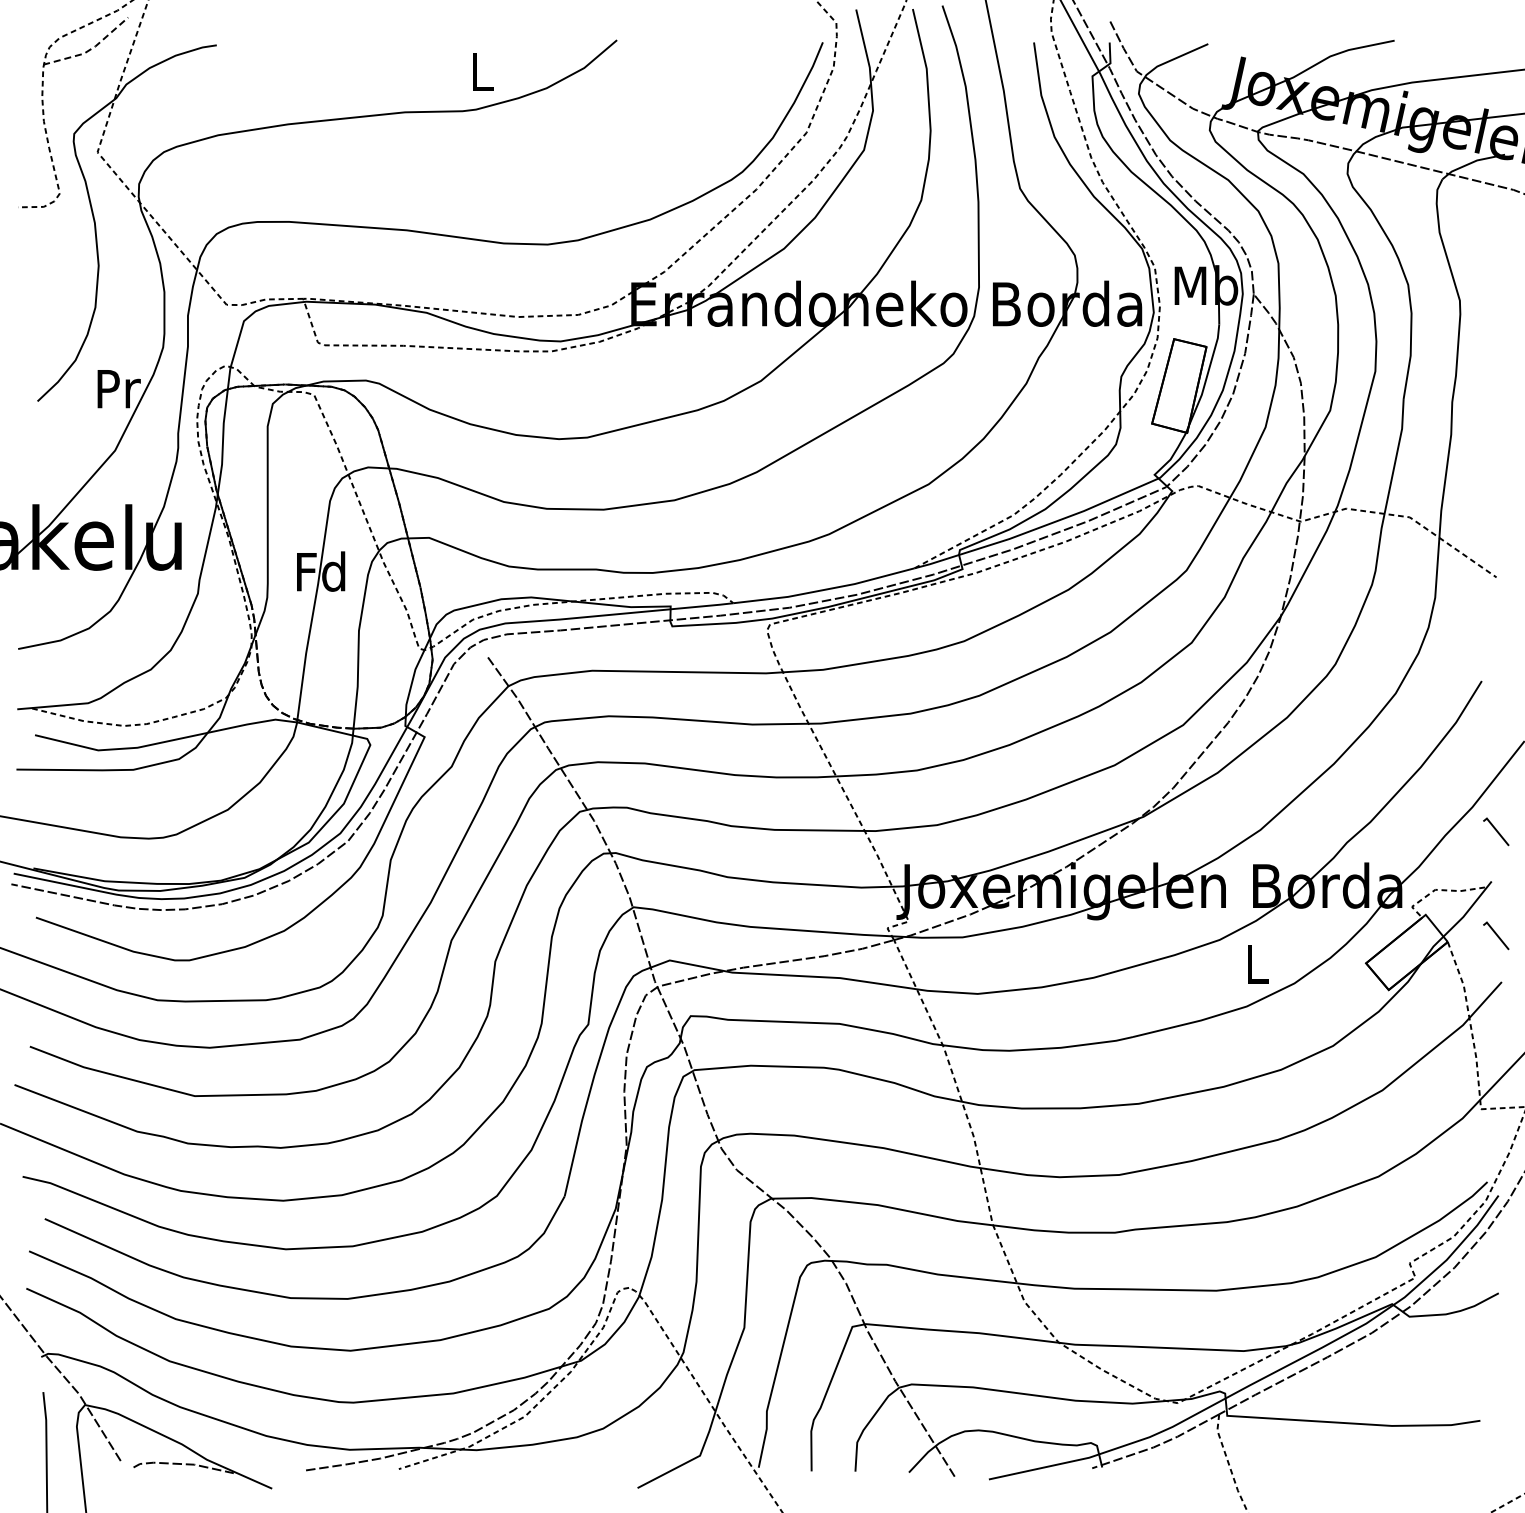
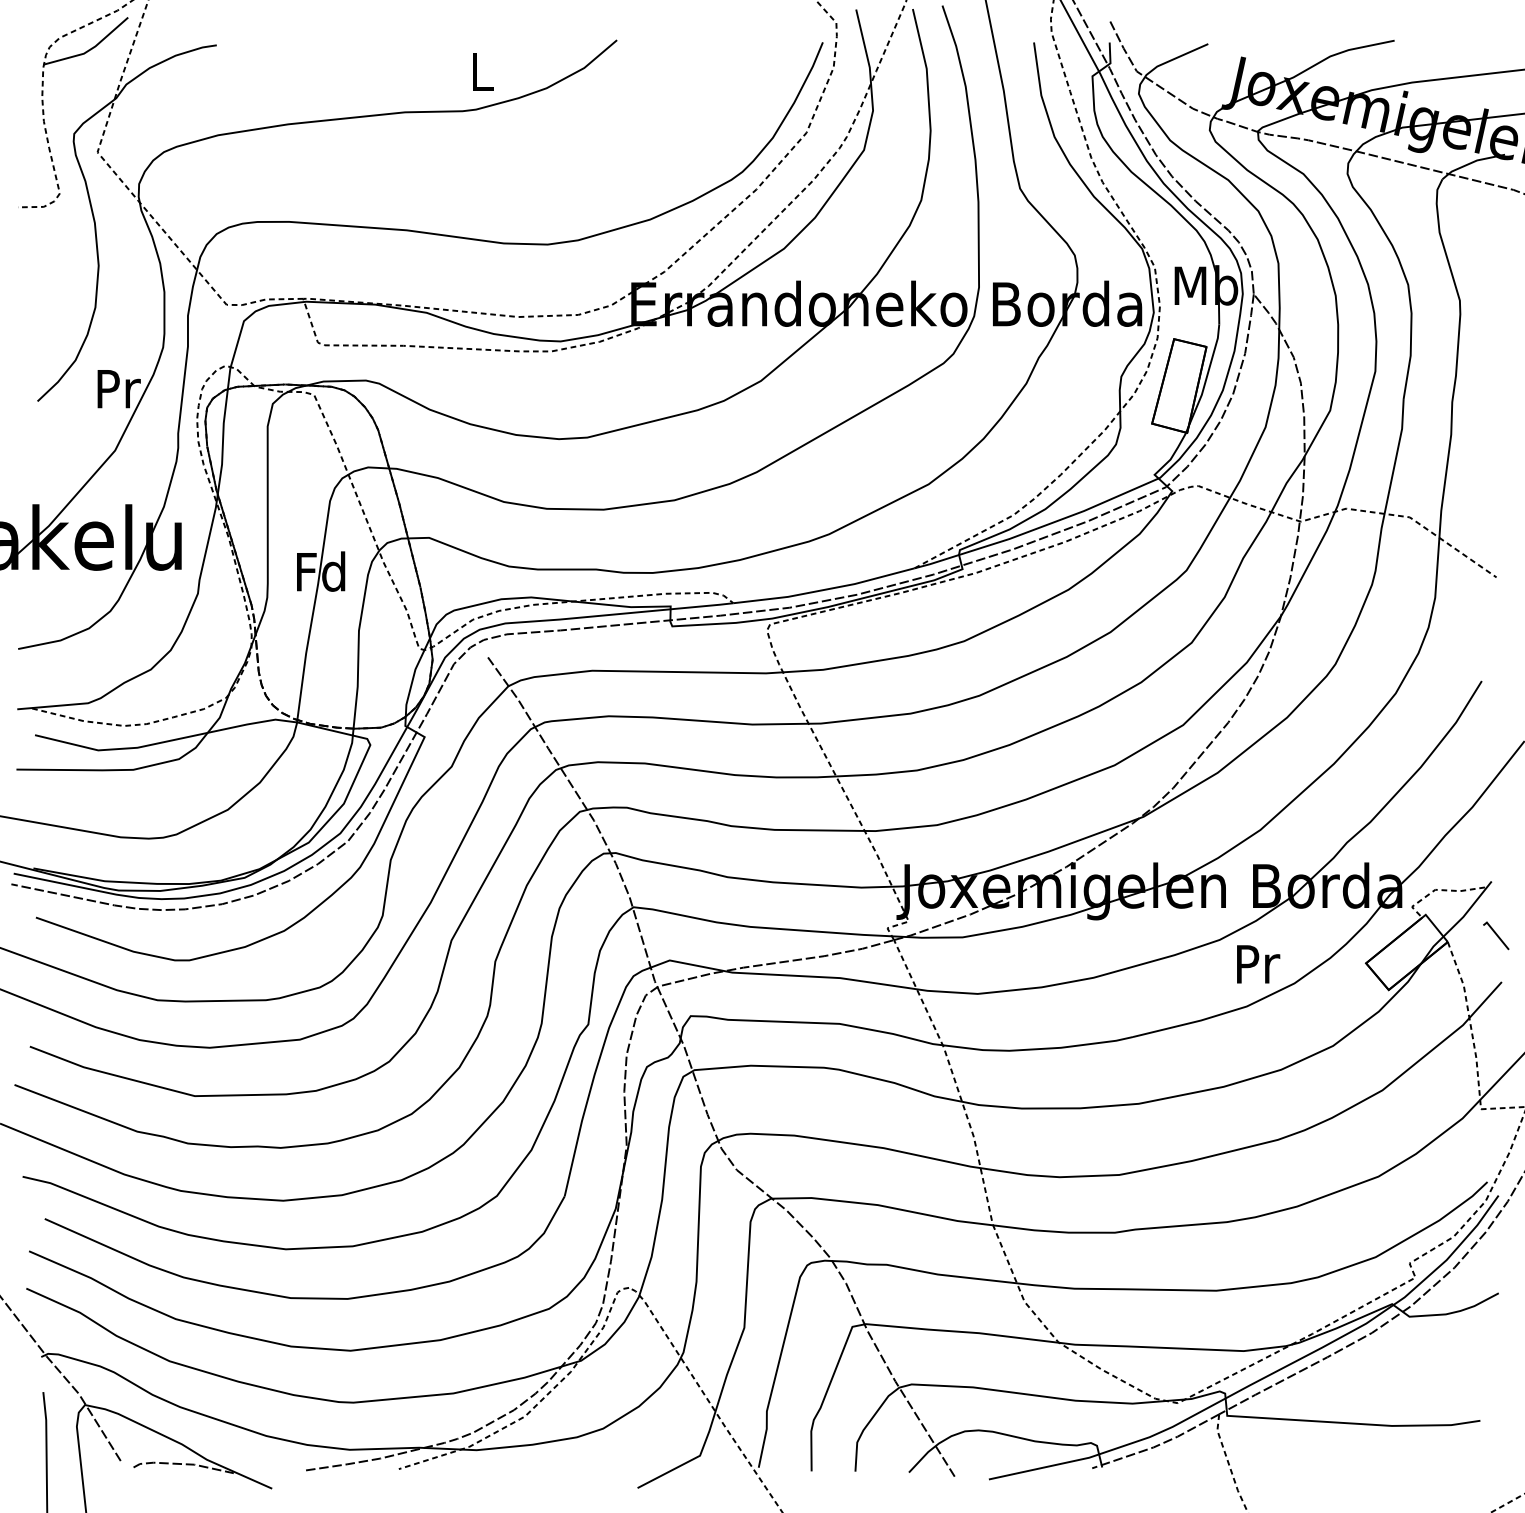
line: dashed -> solid (90, 49)
line: present -> none (1496, 831)
text: L -> Pr (1258, 964)
